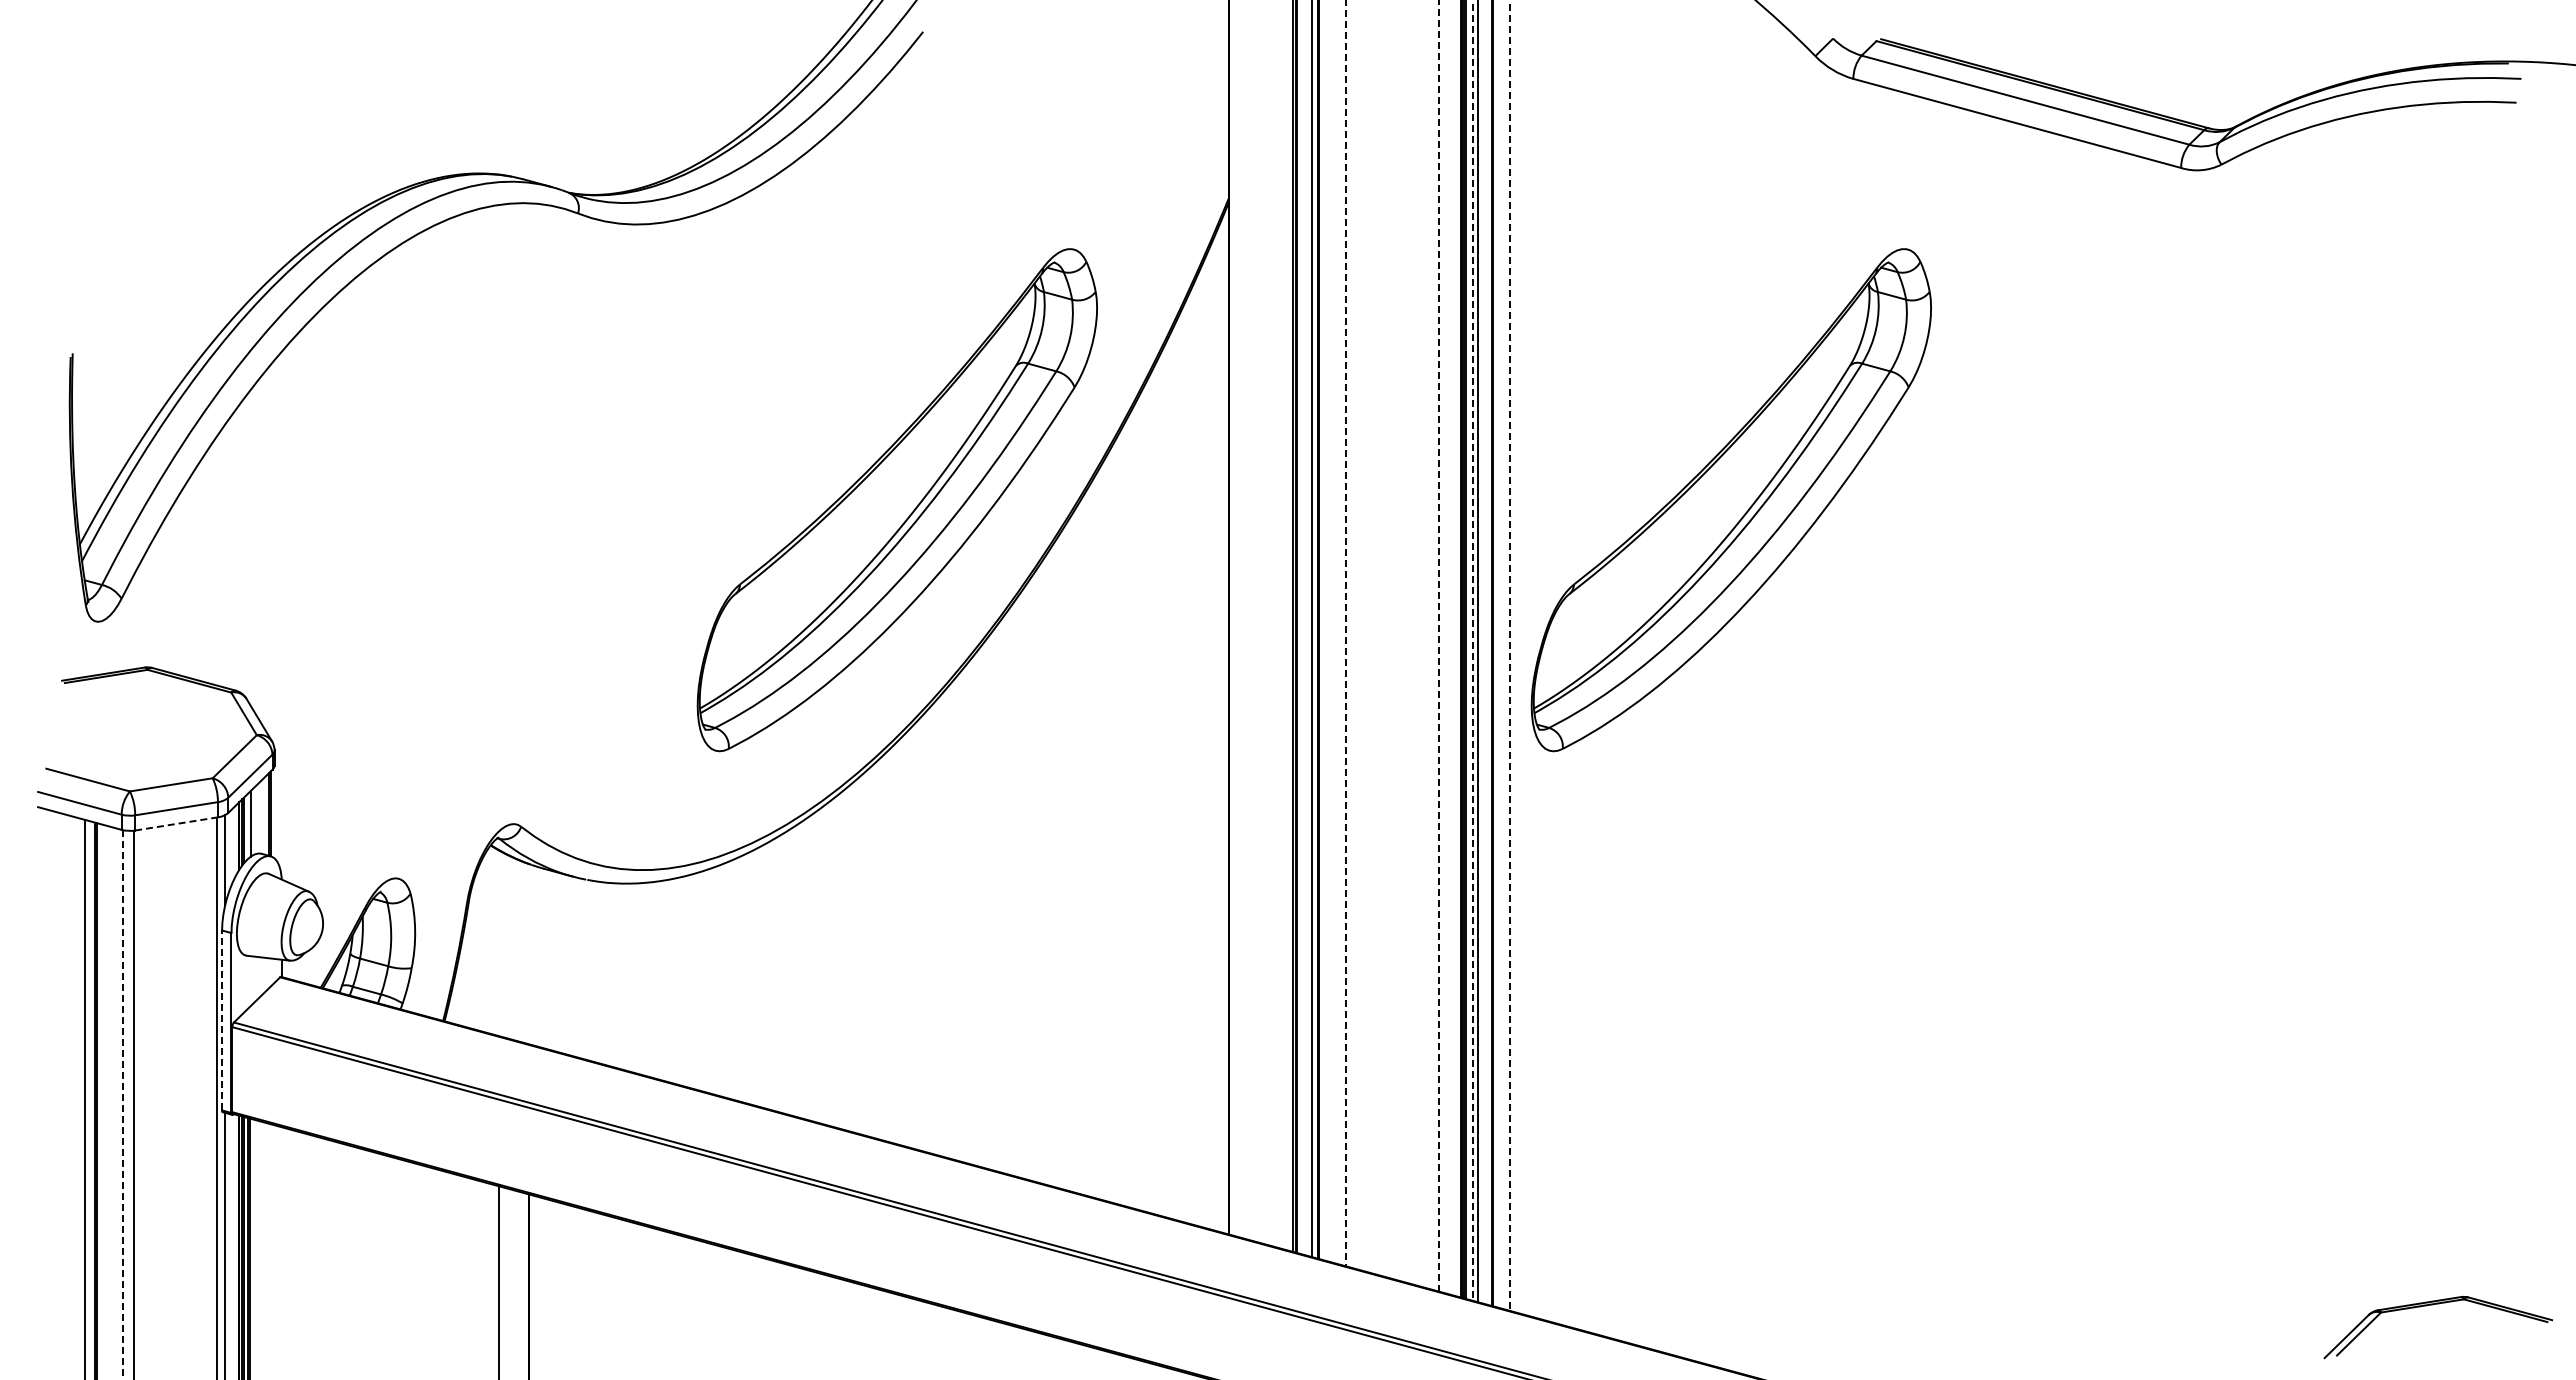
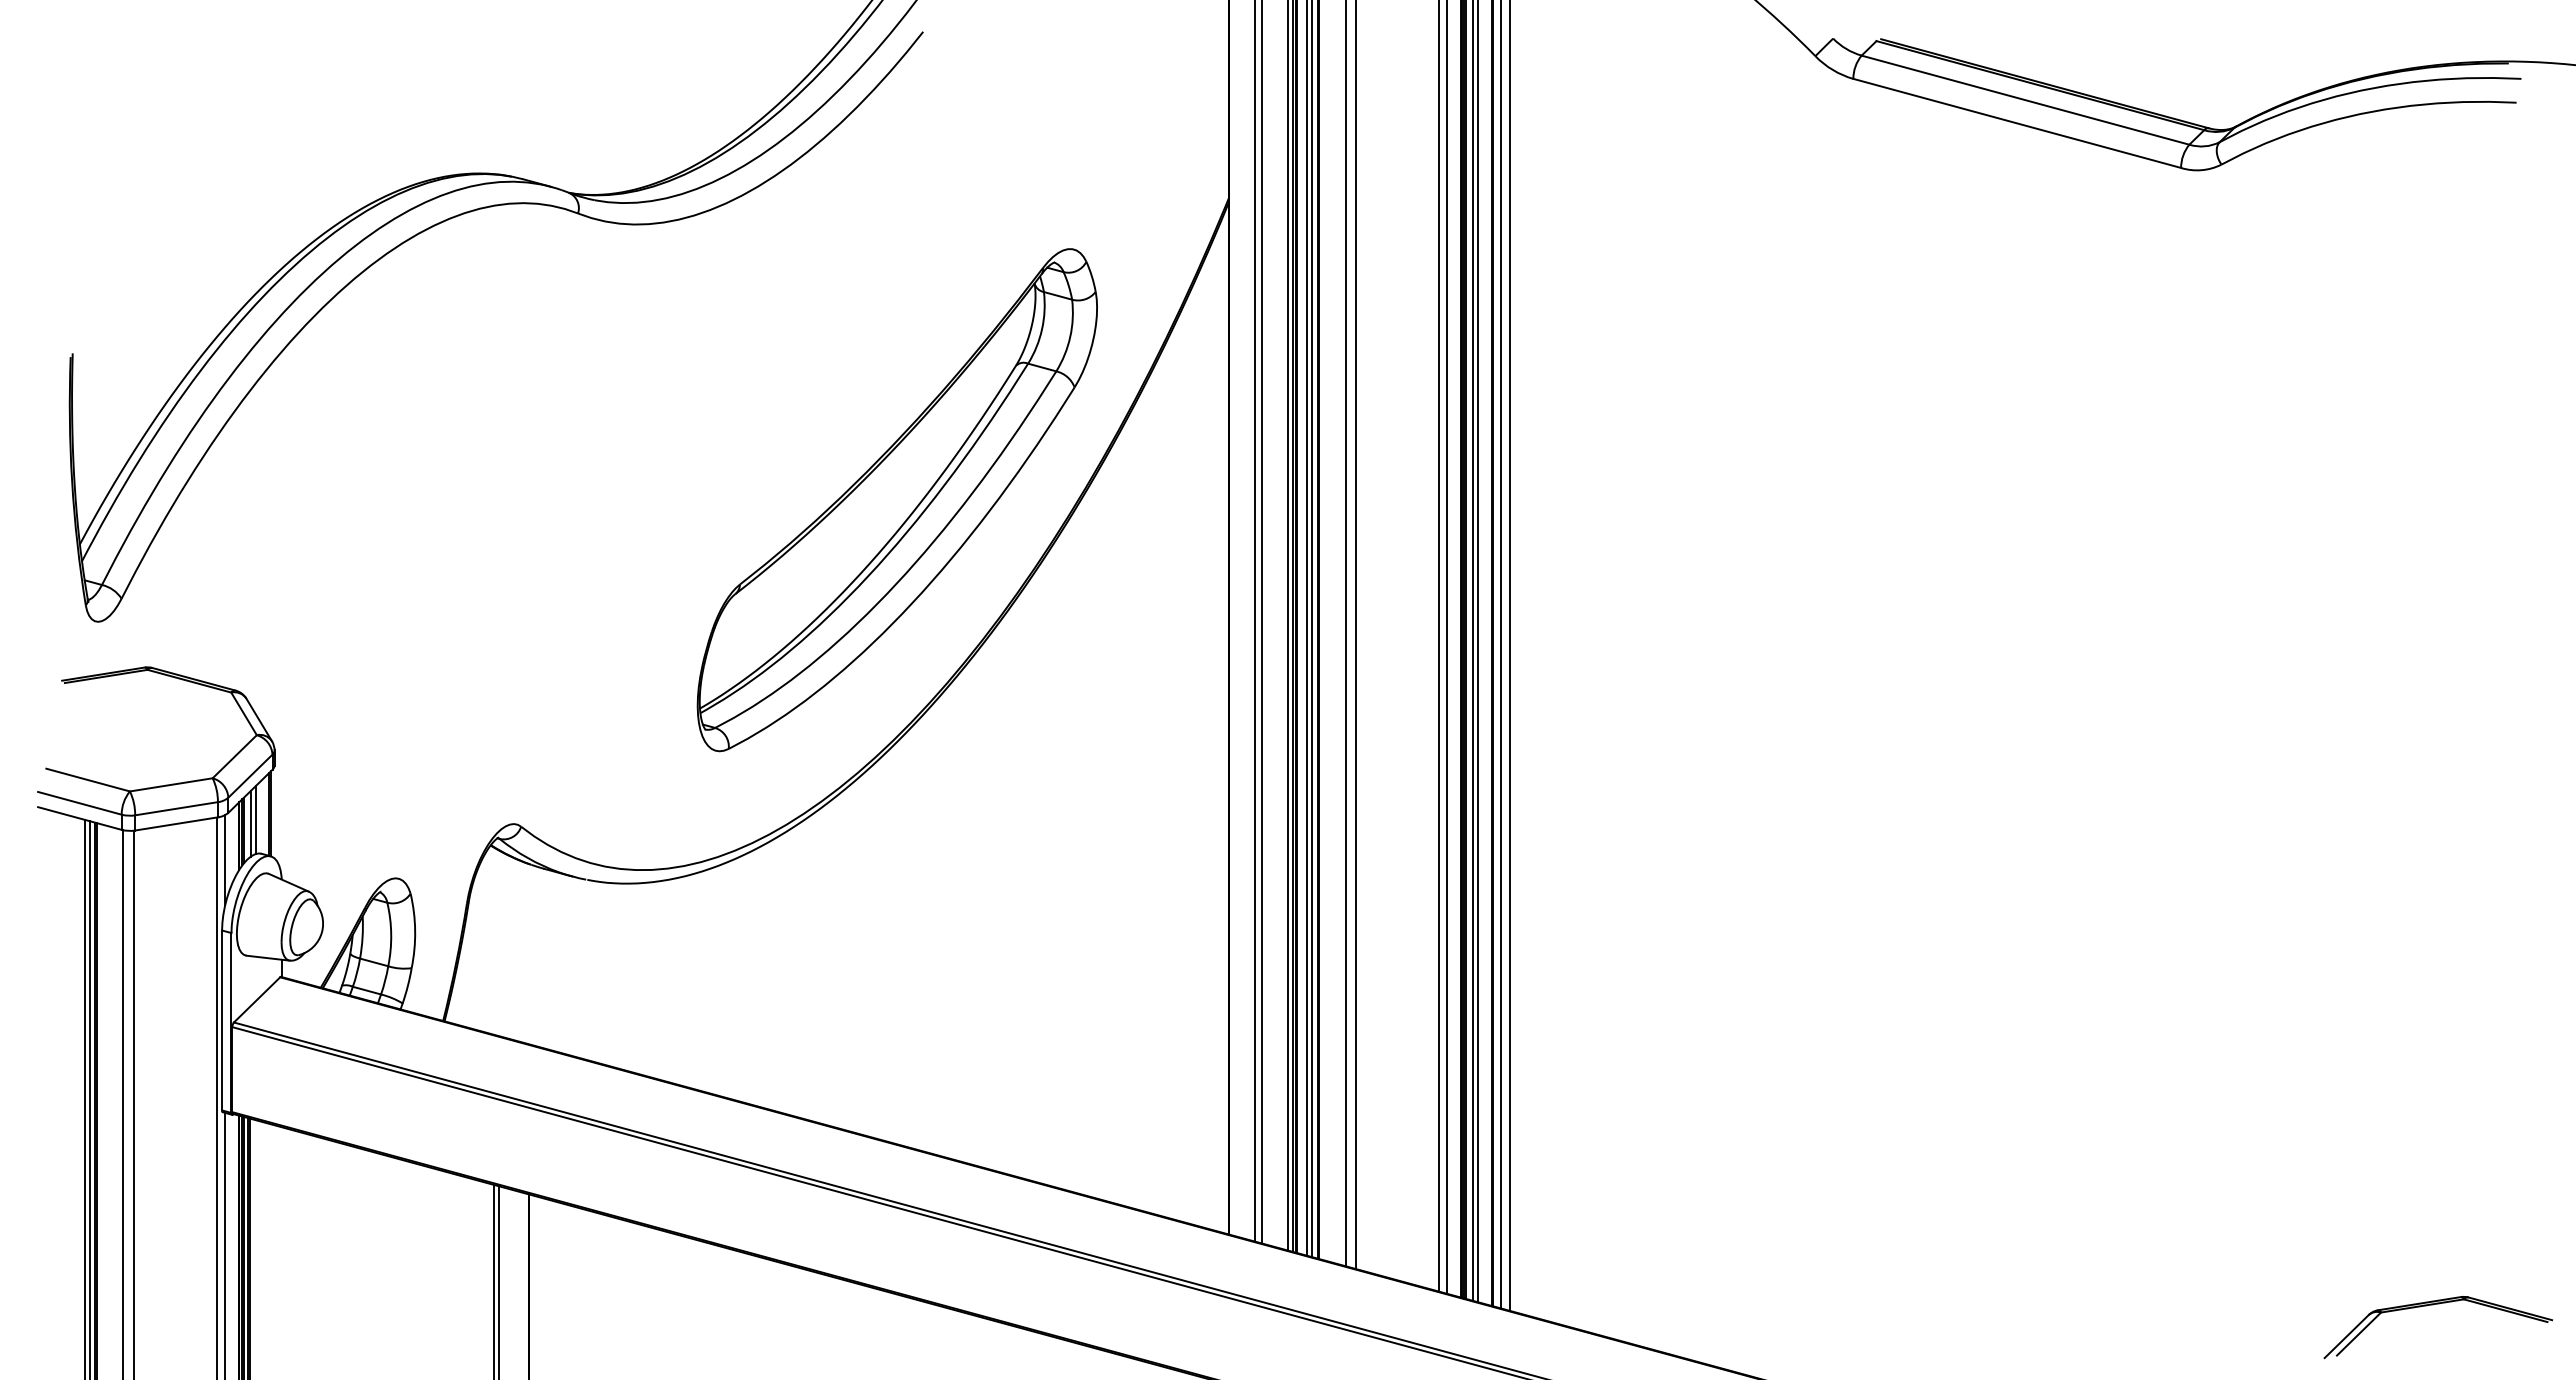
part: present -> none (1730, 500)
line: none -> present (1255, 621)
line: none -> present (1261, 622)
line: none -> present (1288, 626)
line: none -> present (1306, 628)
line: dashed -> solid (1345, 633)
line: none -> present (1356, 635)
line: dashed -> solid (1439, 645)
line: none -> present (1447, 647)
line: dashed -> solid (1473, 650)
line: none -> present (1500, 655)
line: dashed -> solid (1510, 656)
line: none -> present (255, 820)
line: dashed -> solid (176, 823)
line: dashed -> solid (222, 1020)
line: none -> present (90, 1098)
line: dashed -> solid (123, 1104)
line: none -> present (494, 1280)
